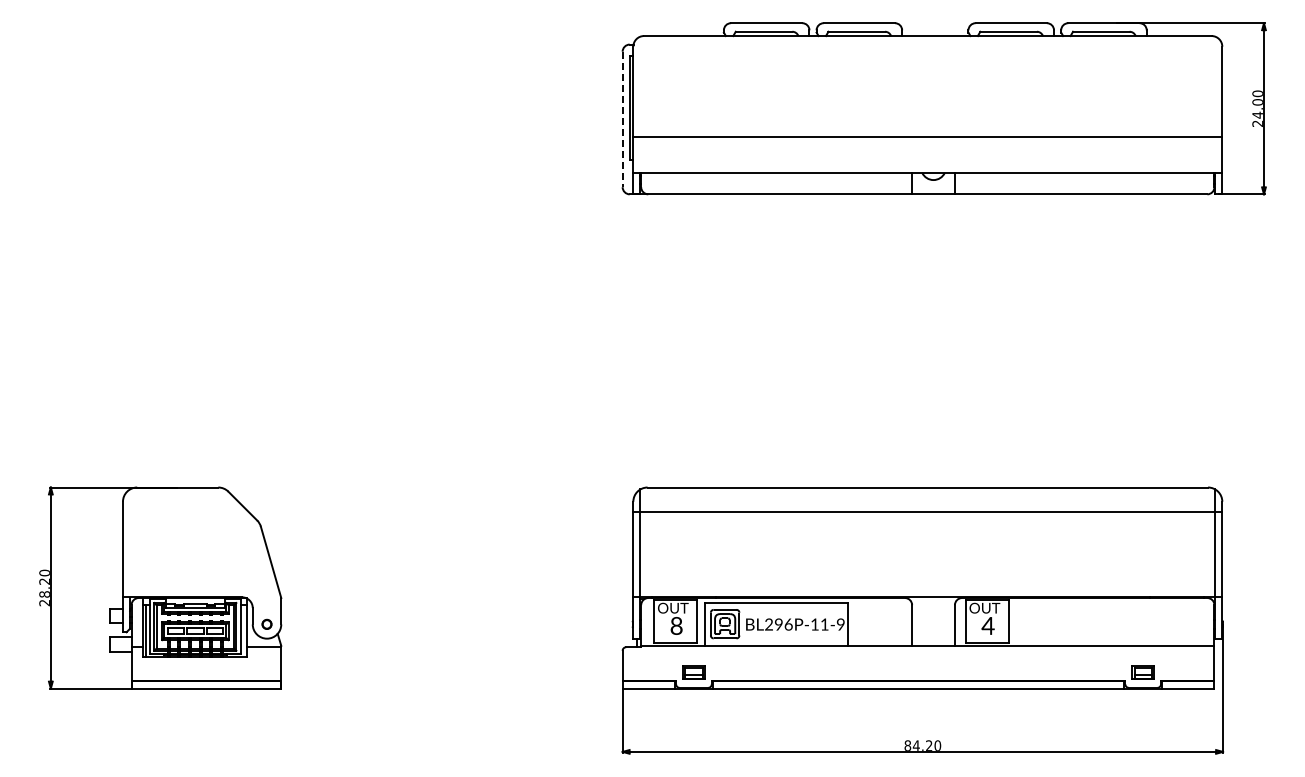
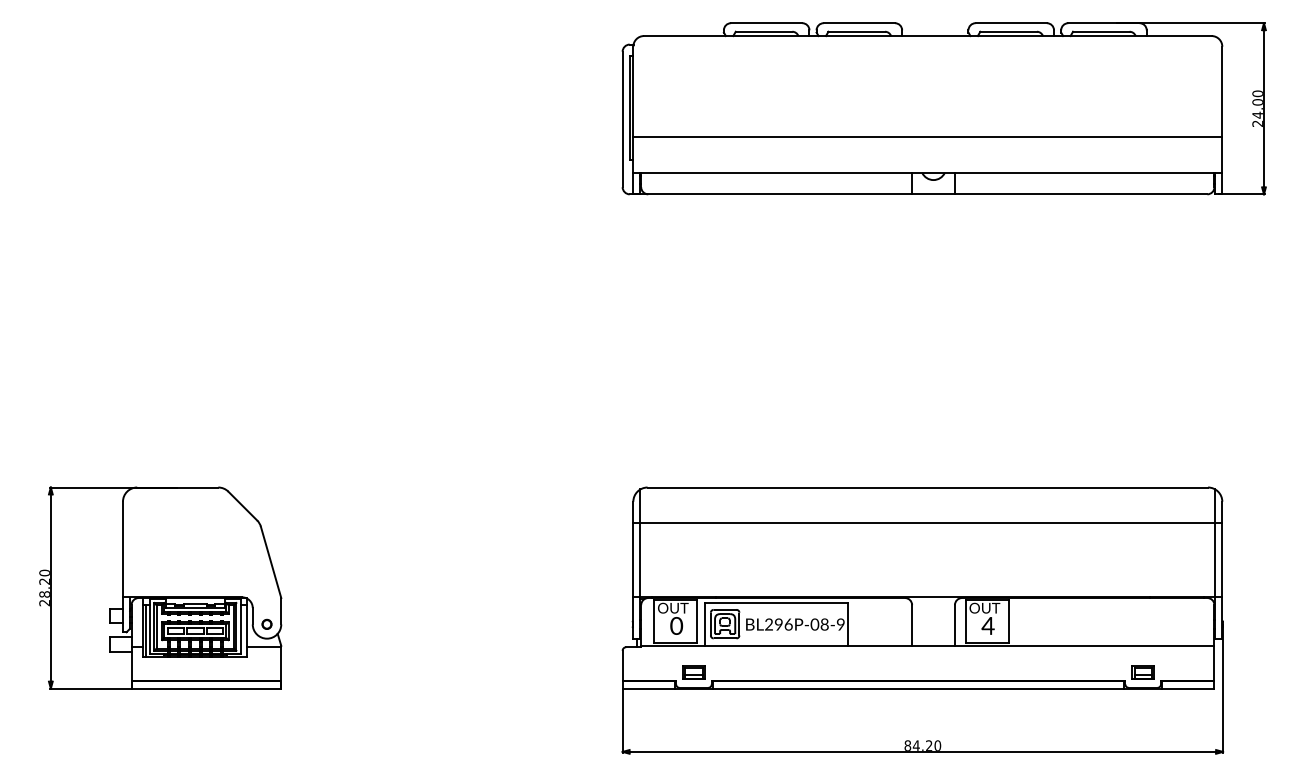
line: dashed -> solid (622, 119)
line position: (927, 512) -> (927, 523) (927, 523)
text: BL296P-11-9 -> BL296P-08-9 (819, 624)
text: 8 -> 0 (676, 626)
